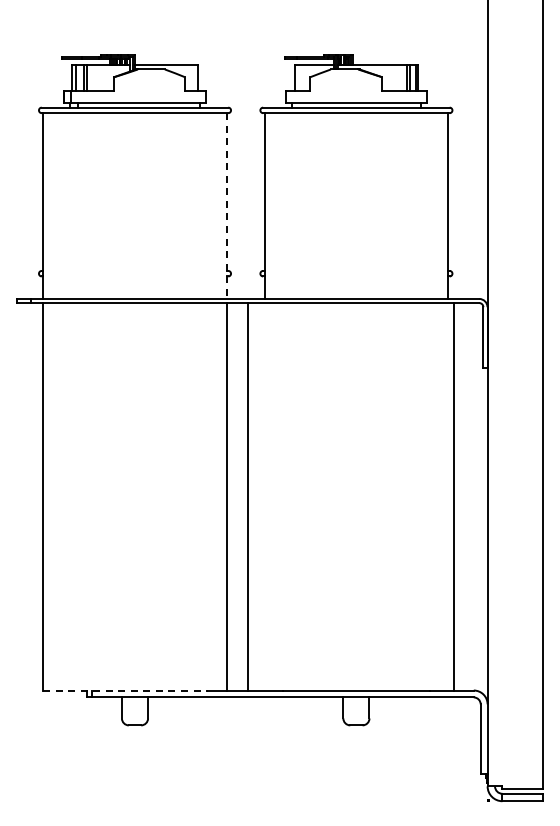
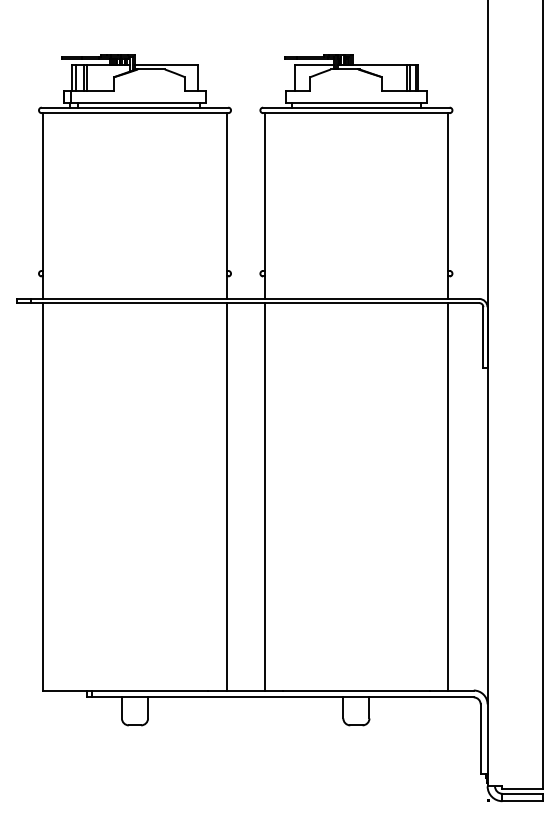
line: dashed -> solid (226, 206)
line position: (247, 496) -> (264, 496) (264, 496)
line position: (454, 496) -> (448, 496) (448, 496)
line: dashed -> solid (125, 690)
